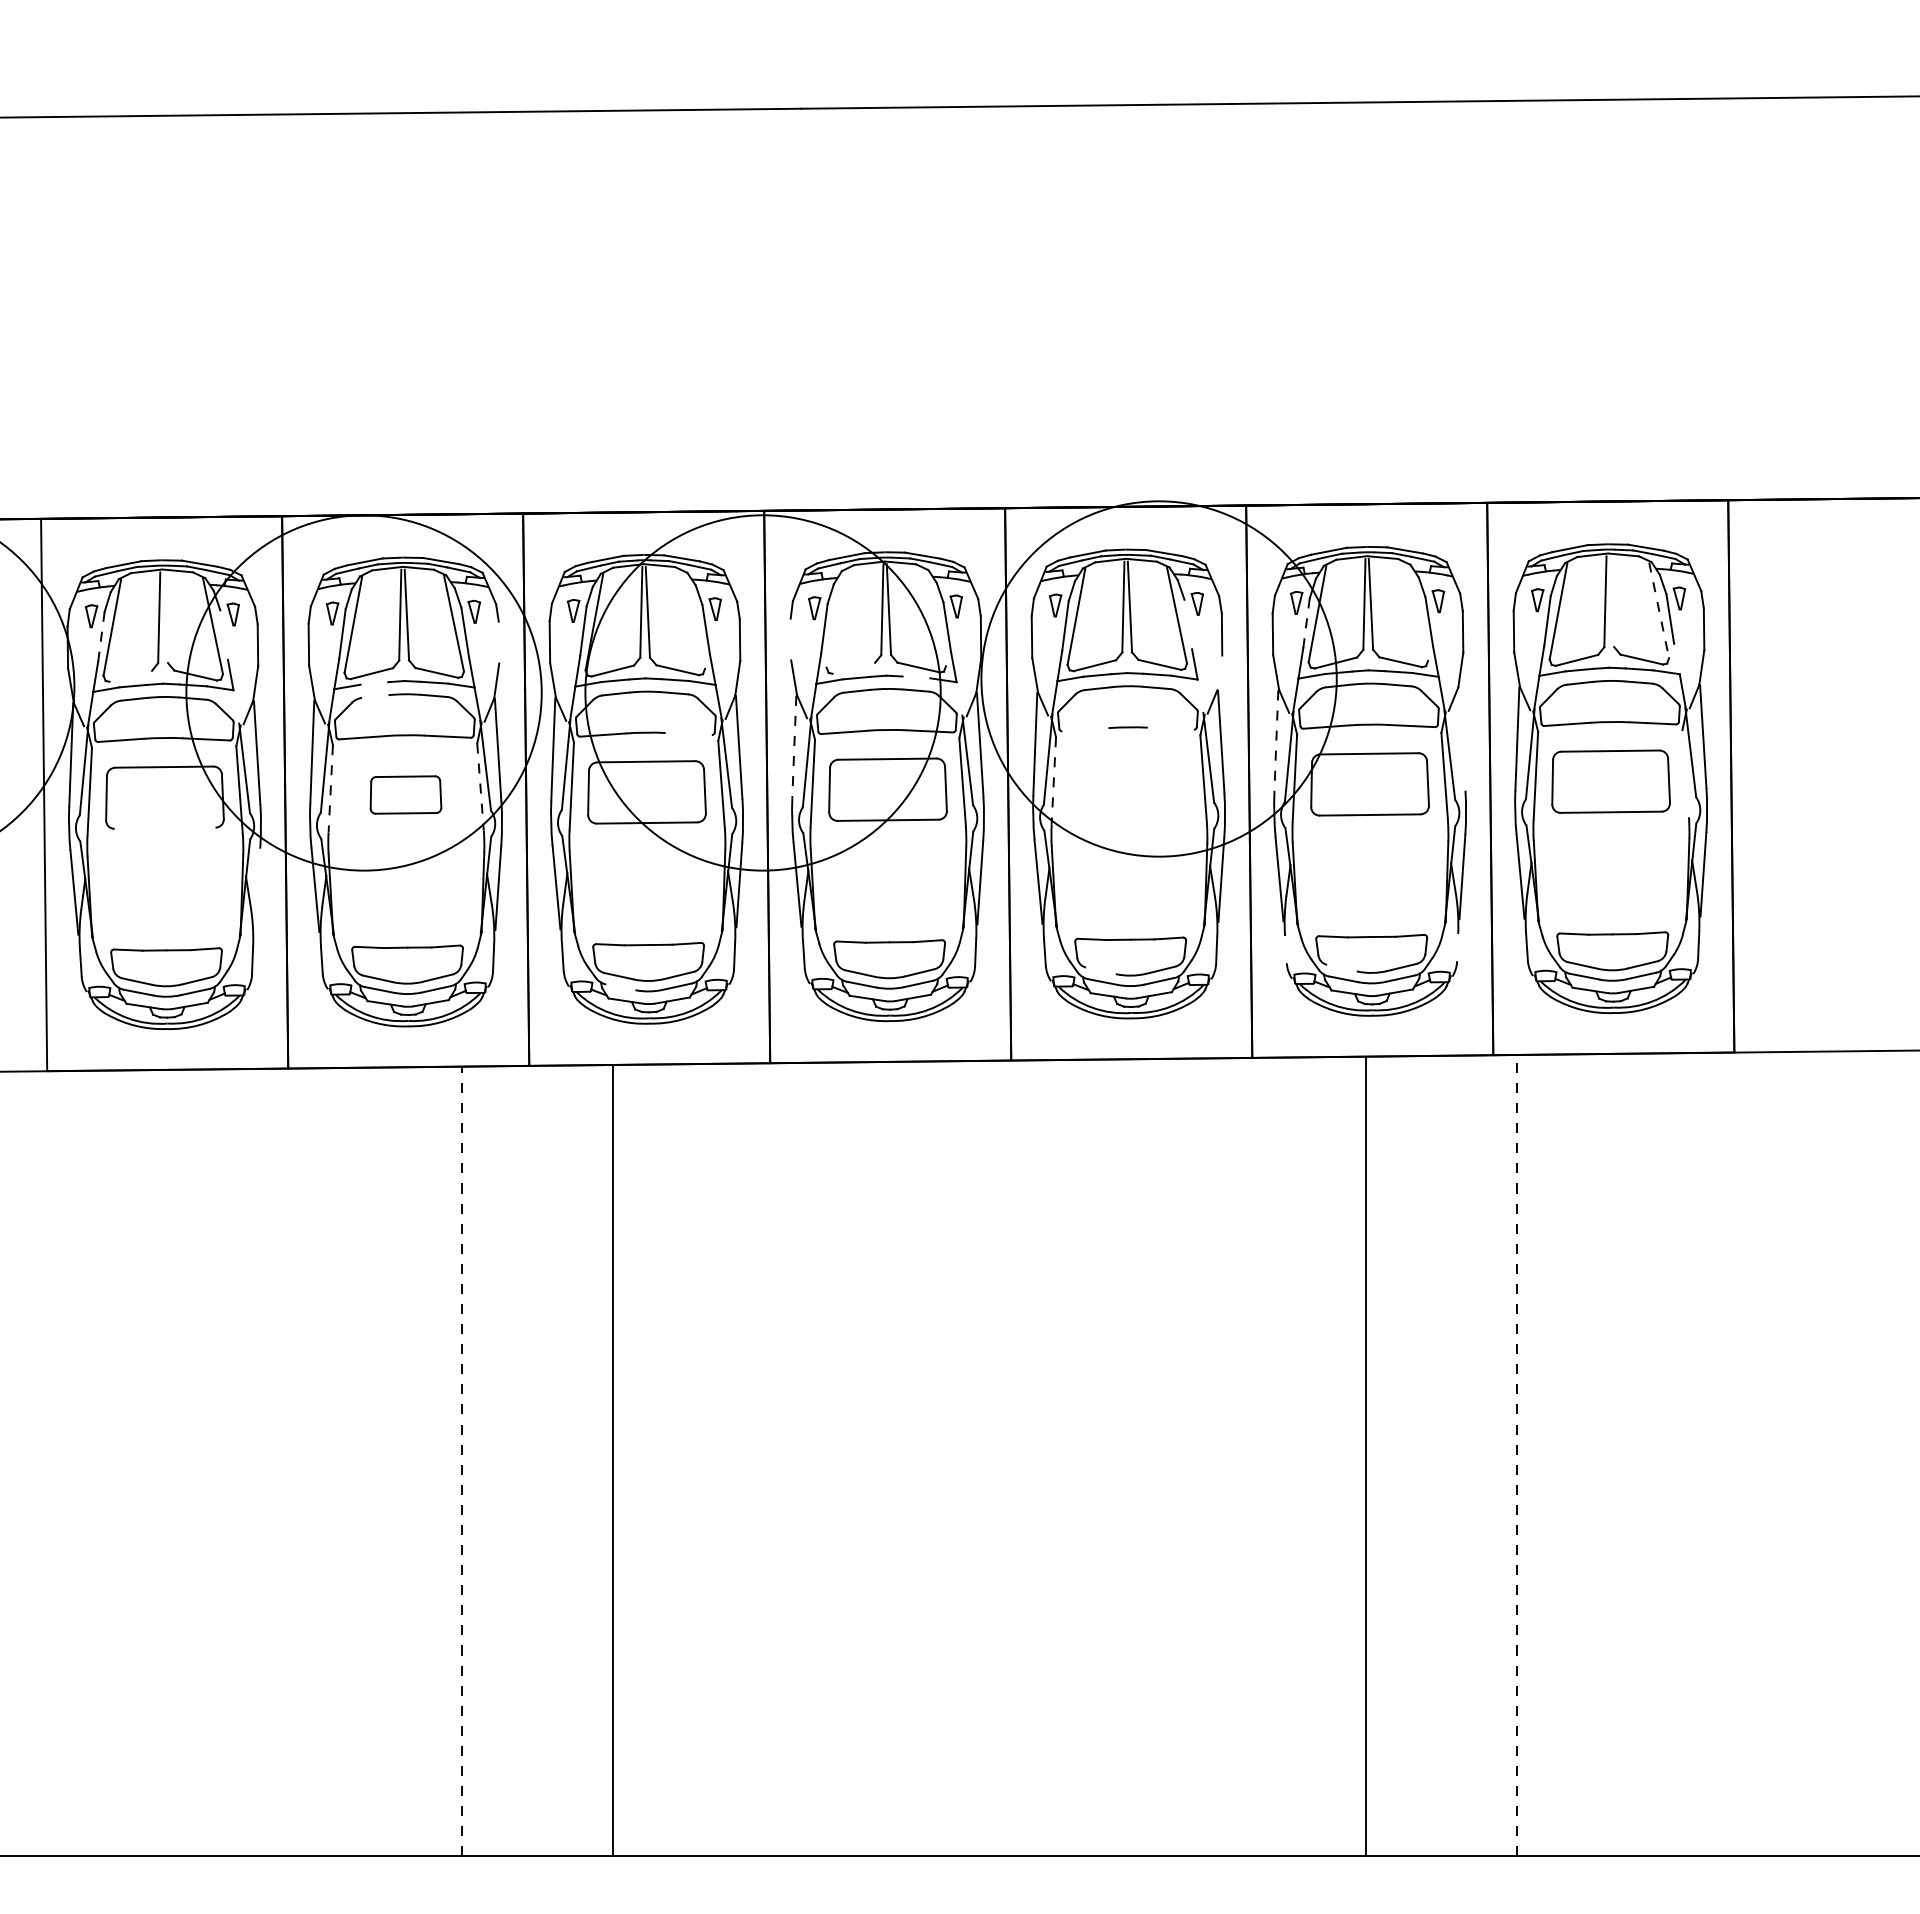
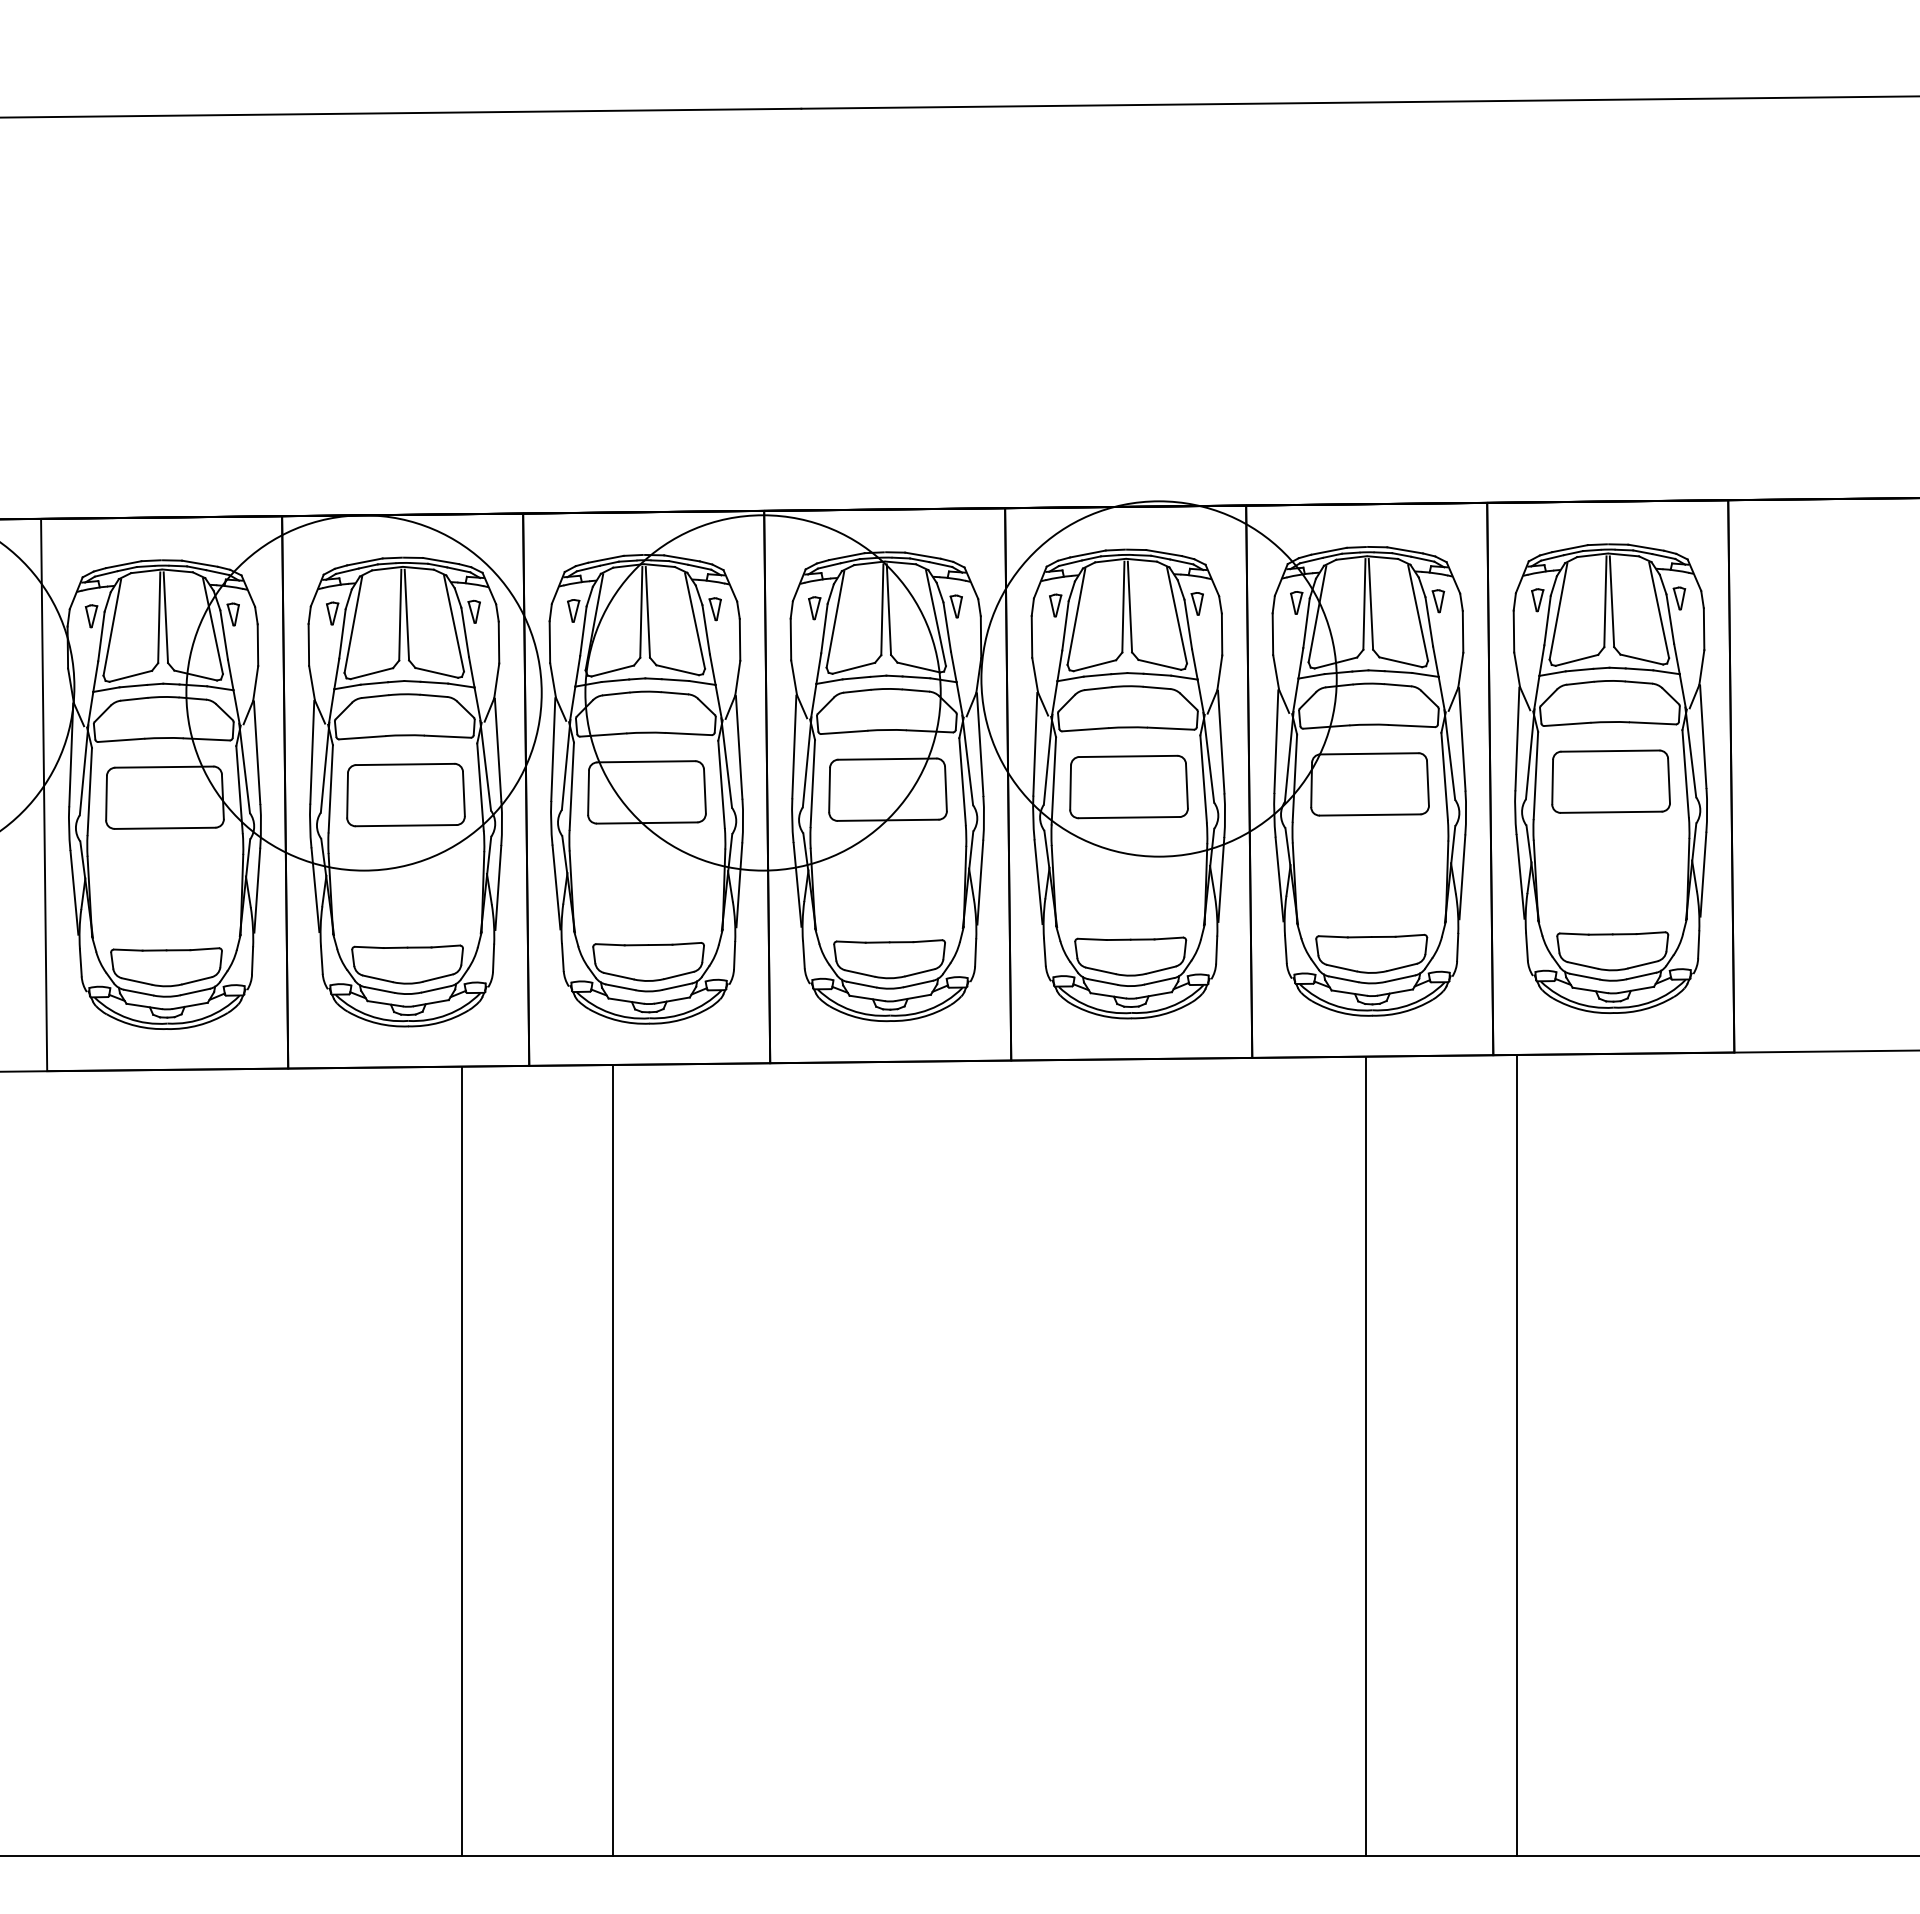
line: none -> present (1611, 601)
line: dashed -> solid (1659, 610)
line: none -> present (1418, 612)
line: none -> present (165, 617)
line: none -> present (935, 618)
line: none -> present (835, 619)
line: none -> present (695, 620)
line: dashed -> solid (1306, 623)
line: none -> present (1188, 624)
line: none -> present (223, 634)
line: dashed -> solid (101, 637)
line: none -> present (790, 639)
line: none -> present (498, 642)
line: none -> present (1676, 658)
line: none -> present (853, 667)
line: none -> present (1219, 672)
line: none -> present (130, 675)
line: none -> present (916, 677)
line: none -> present (374, 683)
line: none -> present (375, 696)
line: none -> present (1200, 696)
line: none -> present (959, 699)
line: none -> present (236, 707)
line: none -> present (1170, 728)
line: none -> present (1085, 729)
line: none -> present (688, 733)
line: none -> present (1462, 739)
line: dashed -> solid (1276, 742)
line: dashed -> solid (794, 747)
line: none -> present (1685, 773)
line: dashed -> solid (1053, 780)
part: none -> present (1128, 786)
line: dashed -> solid (480, 787)
line: dashed -> solid (330, 788)
part size: 74x40 px -> 120x66 px (405, 794)
line: none -> present (164, 827)
line: none -> present (257, 890)
line: none -> present (1457, 947)
line: none -> present (1285, 949)
line: none -> present (1341, 967)
line: none -> present (1100, 970)
line: none -> present (620, 987)
line: dashed -> solid (1516, 1455)
line: dashed -> solid (462, 1461)
